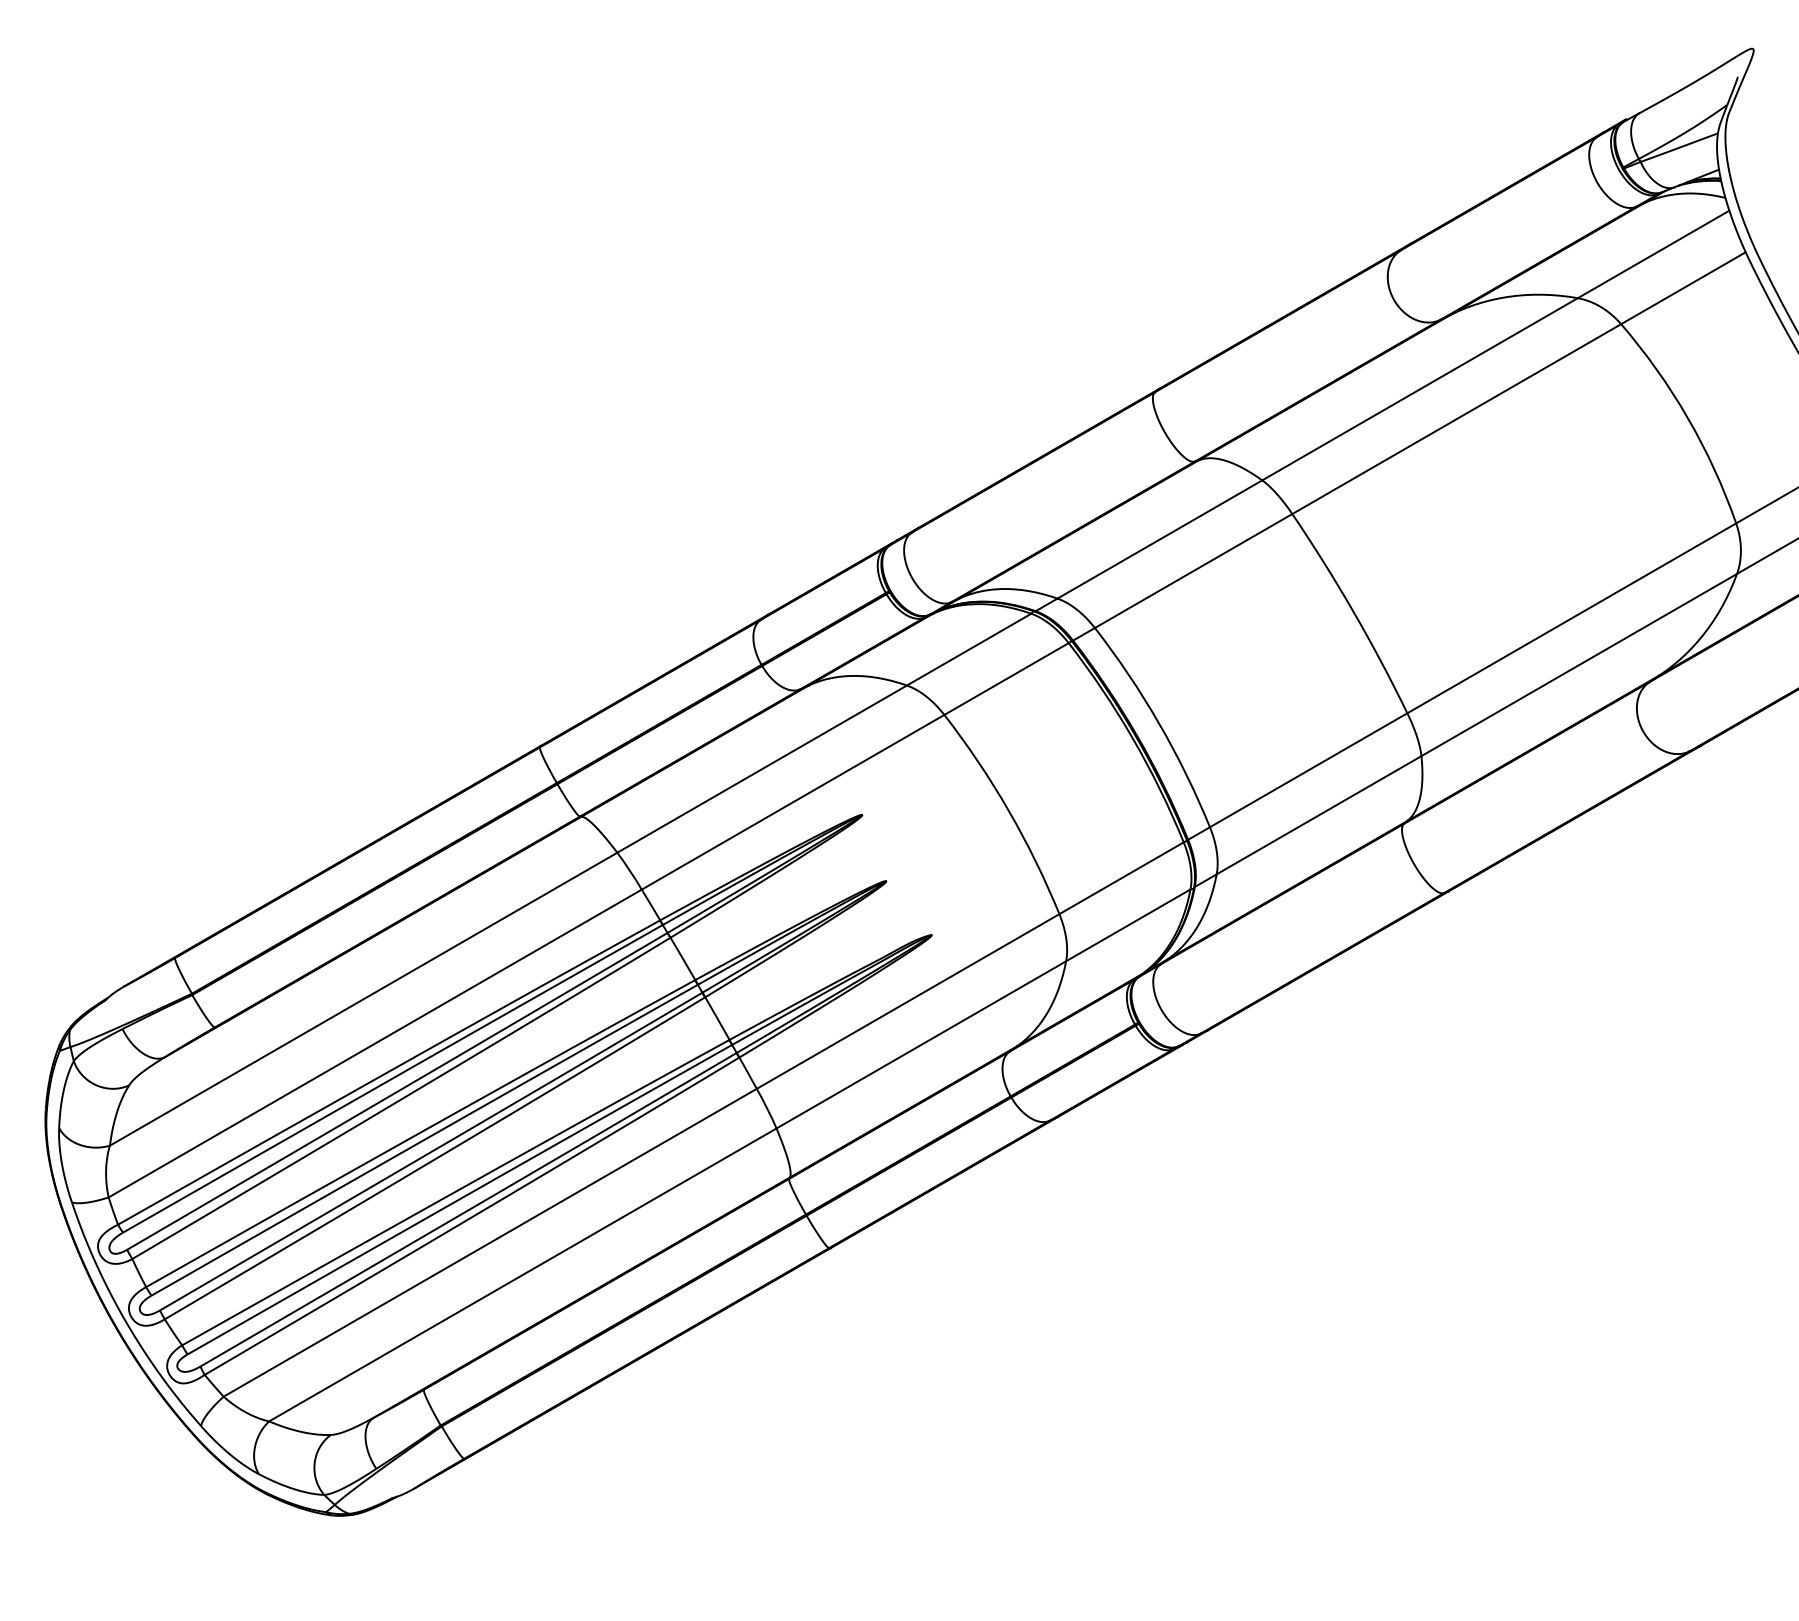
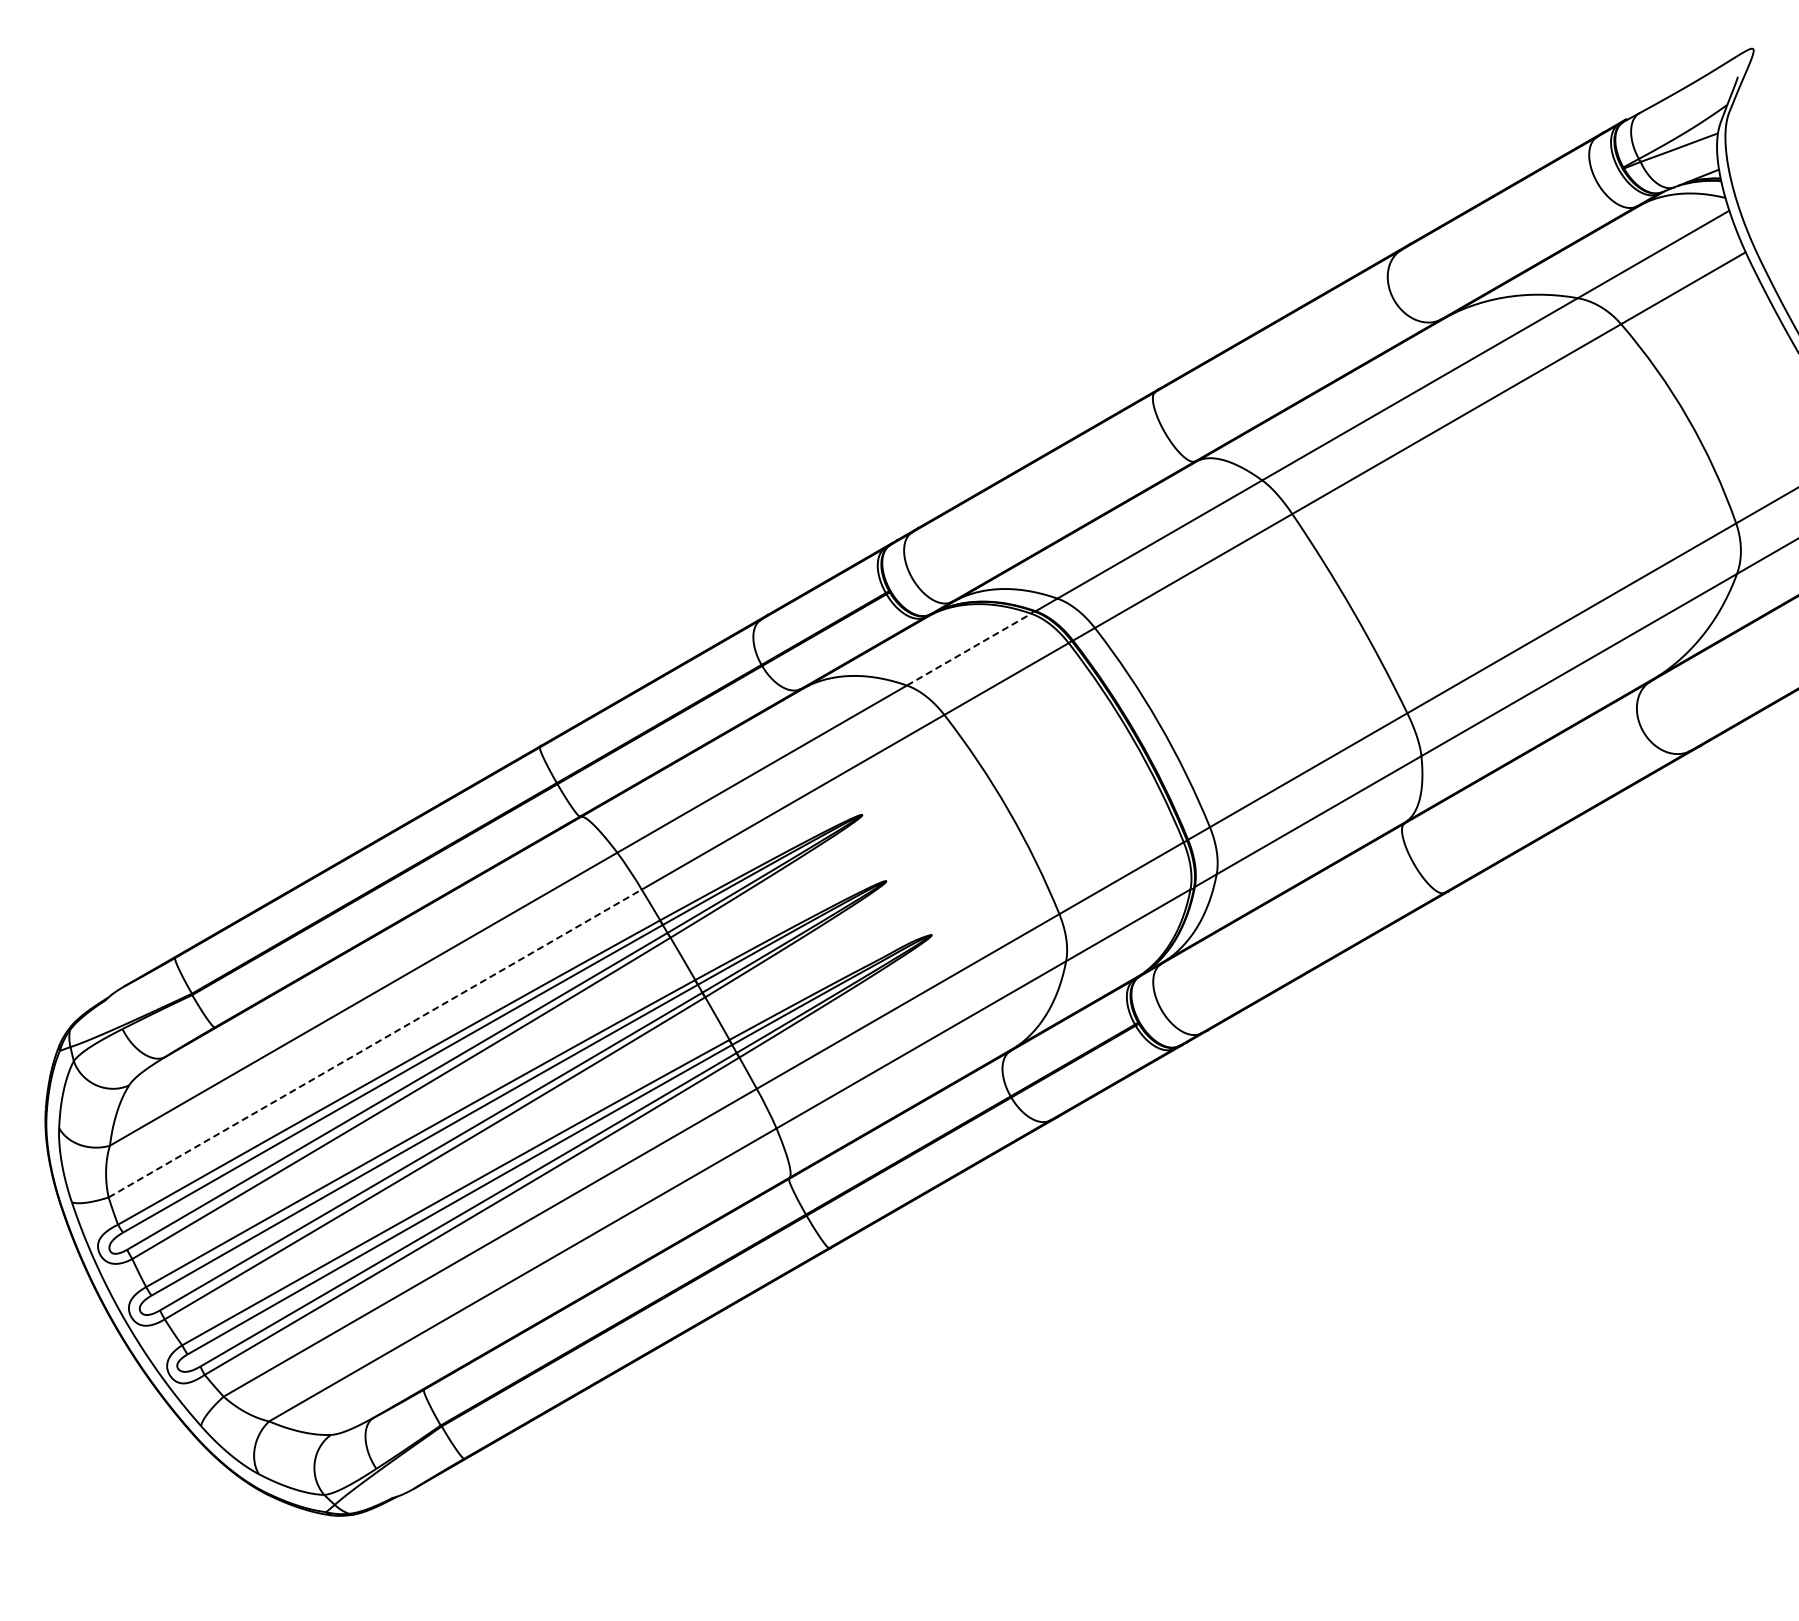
line: solid -> dashed (969, 649)
line: solid -> dashed (375, 1043)
